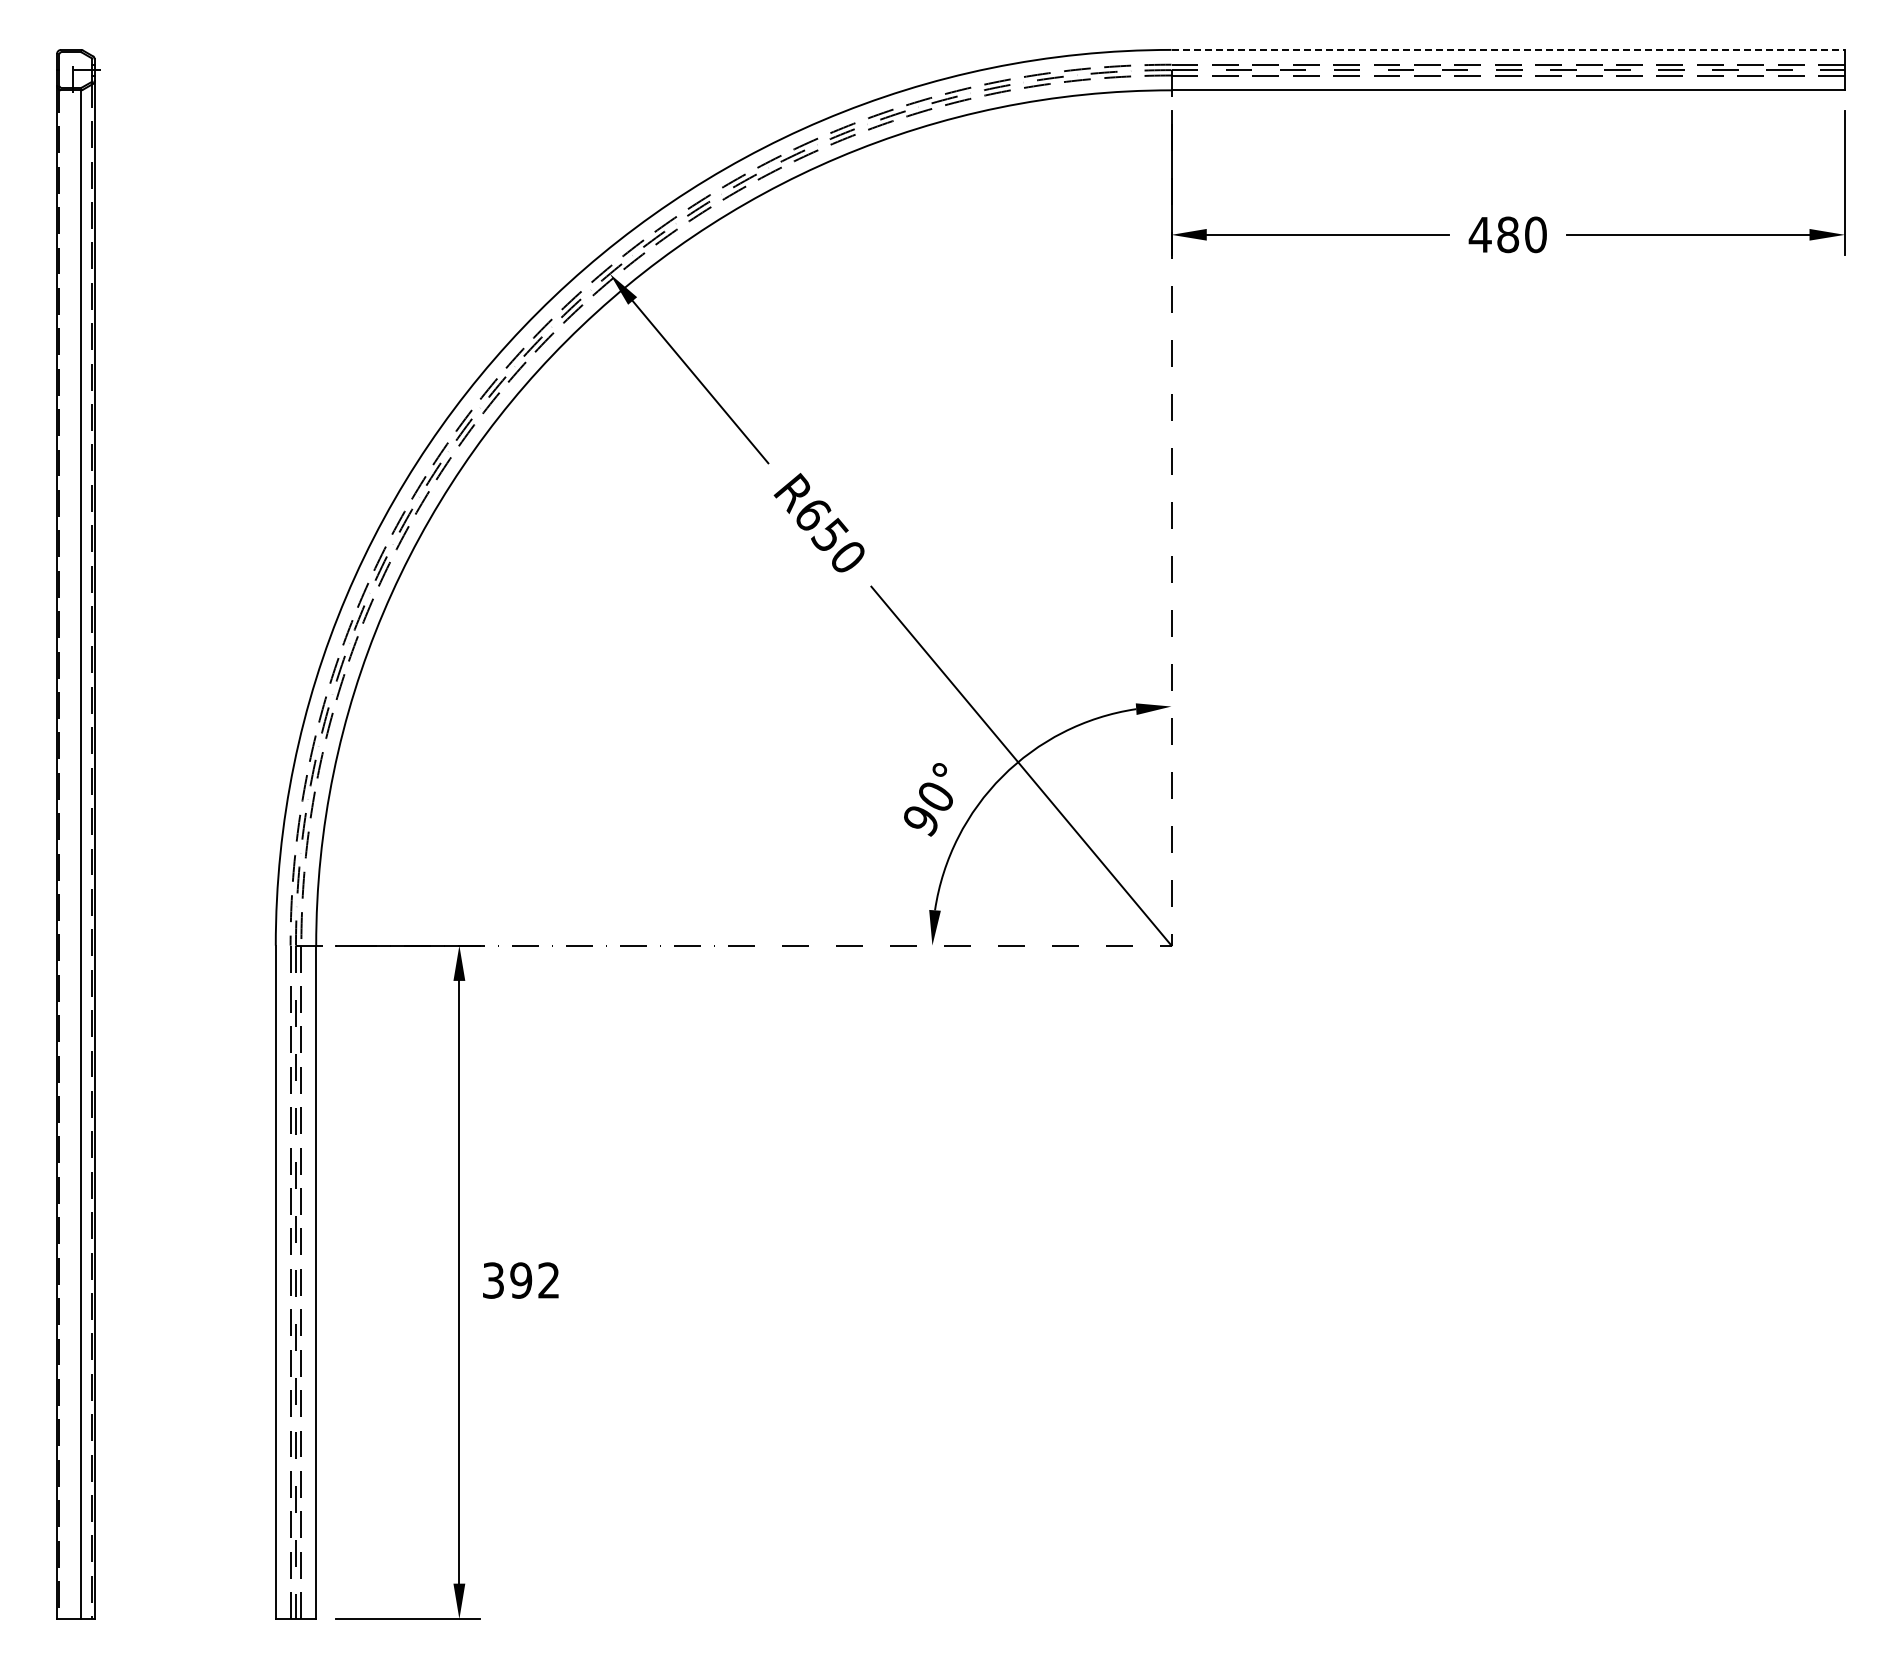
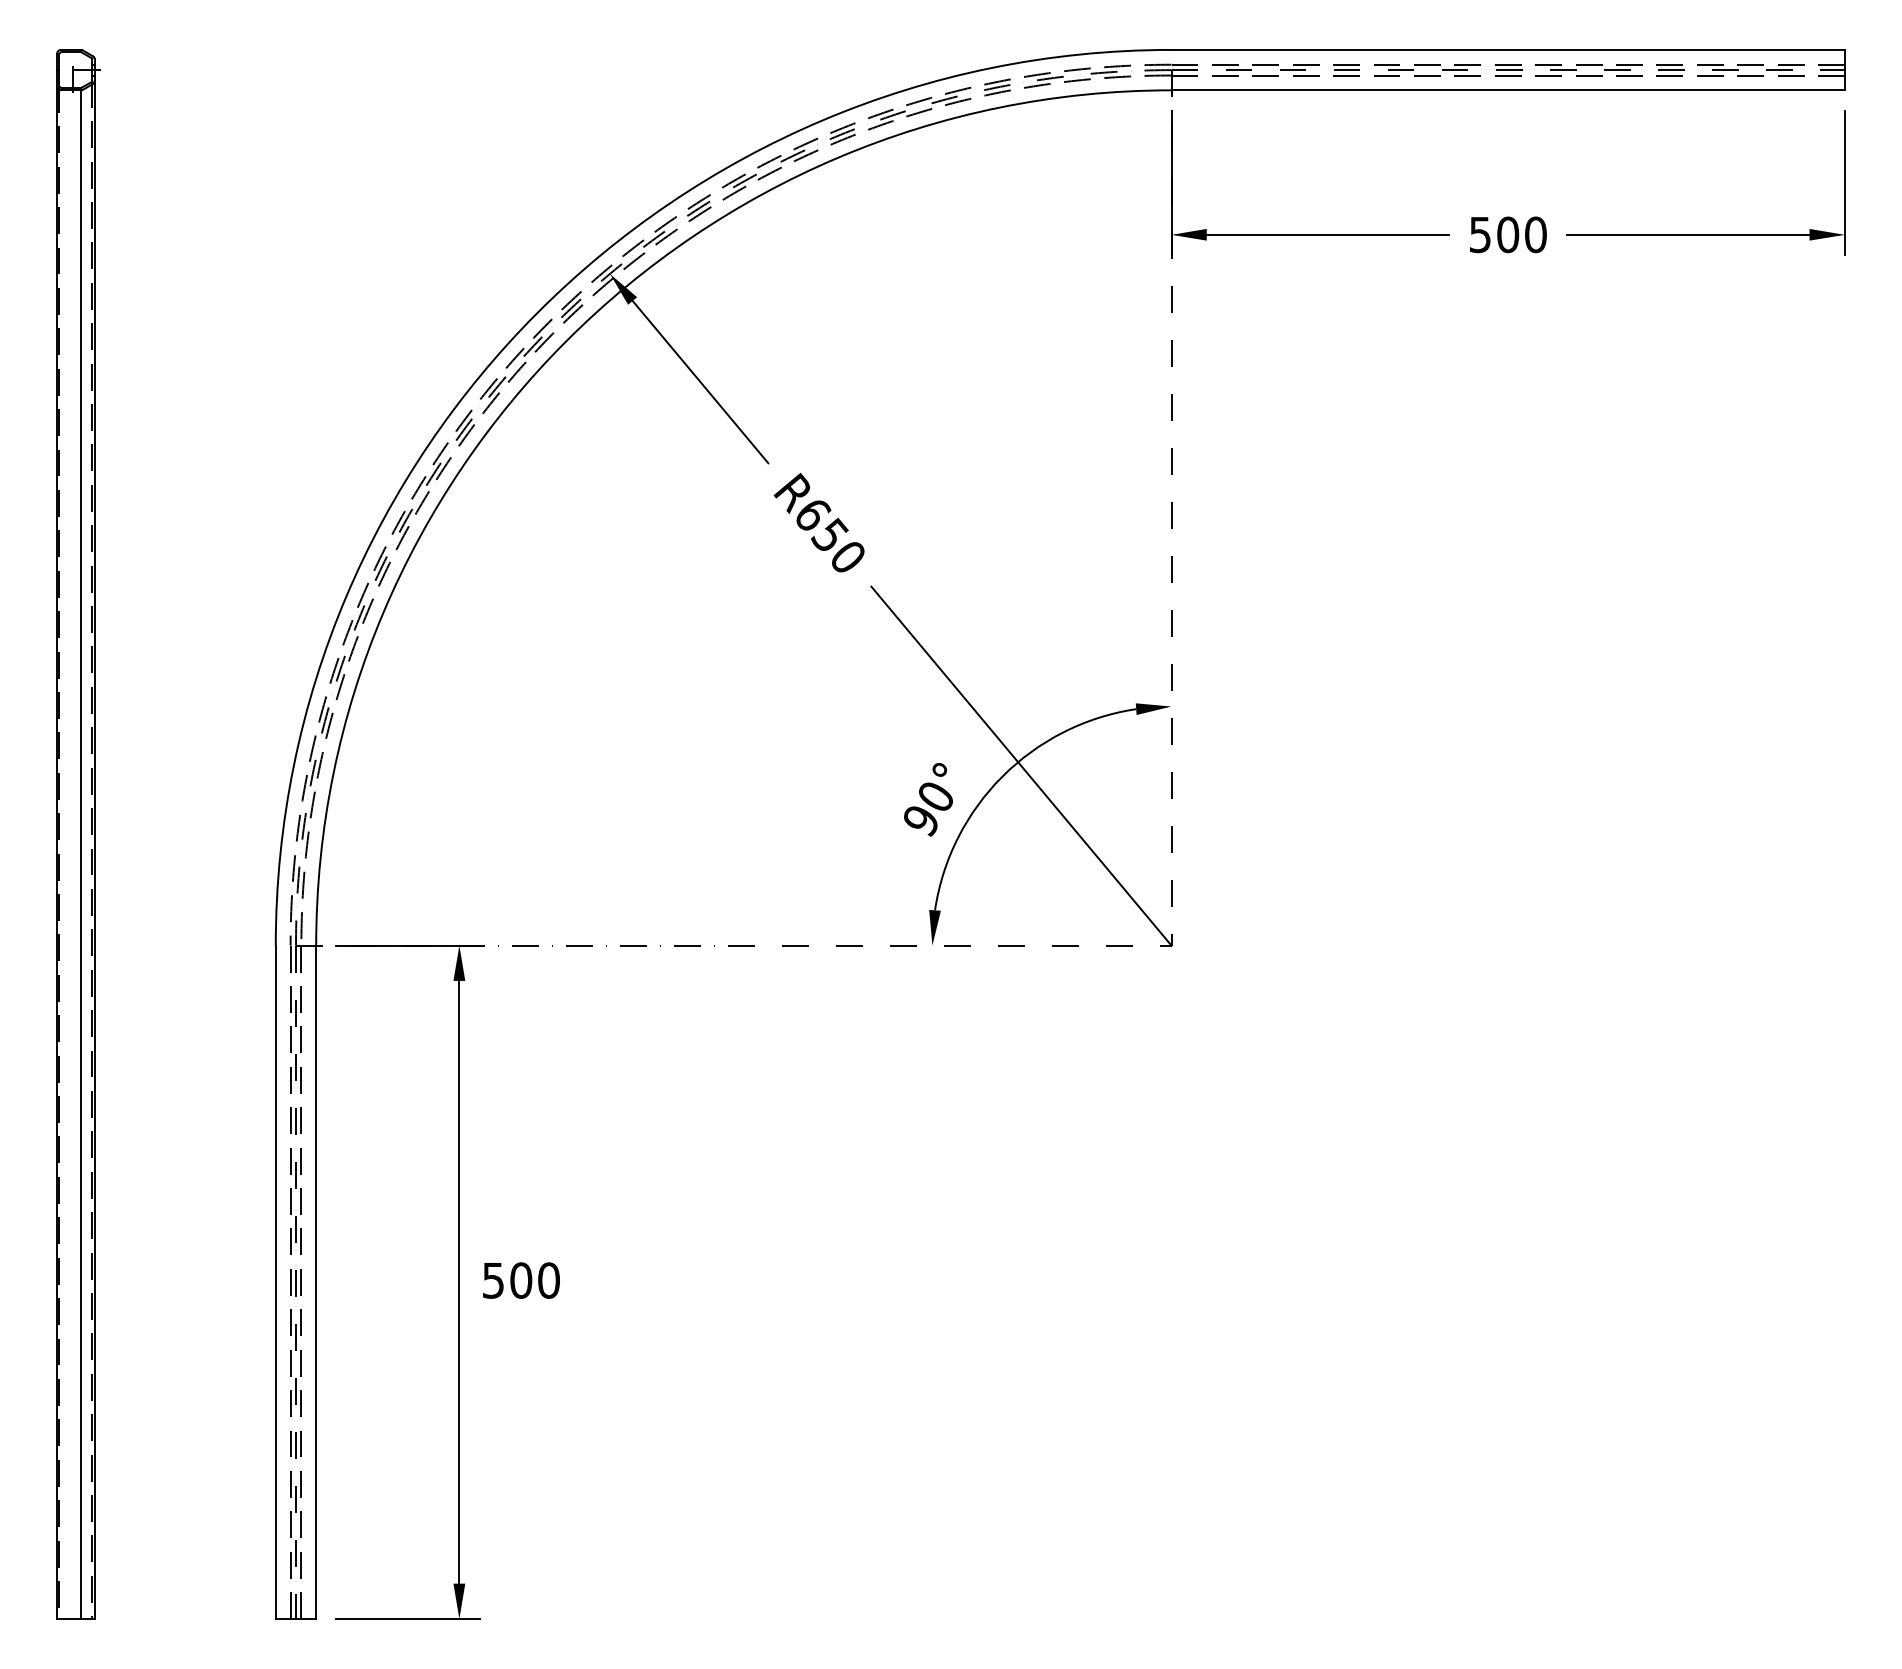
line: dashed -> solid (1508, 49)
text: 480 -> 500 (1493, 234)
text: 392 -> 500 (521, 1280)
